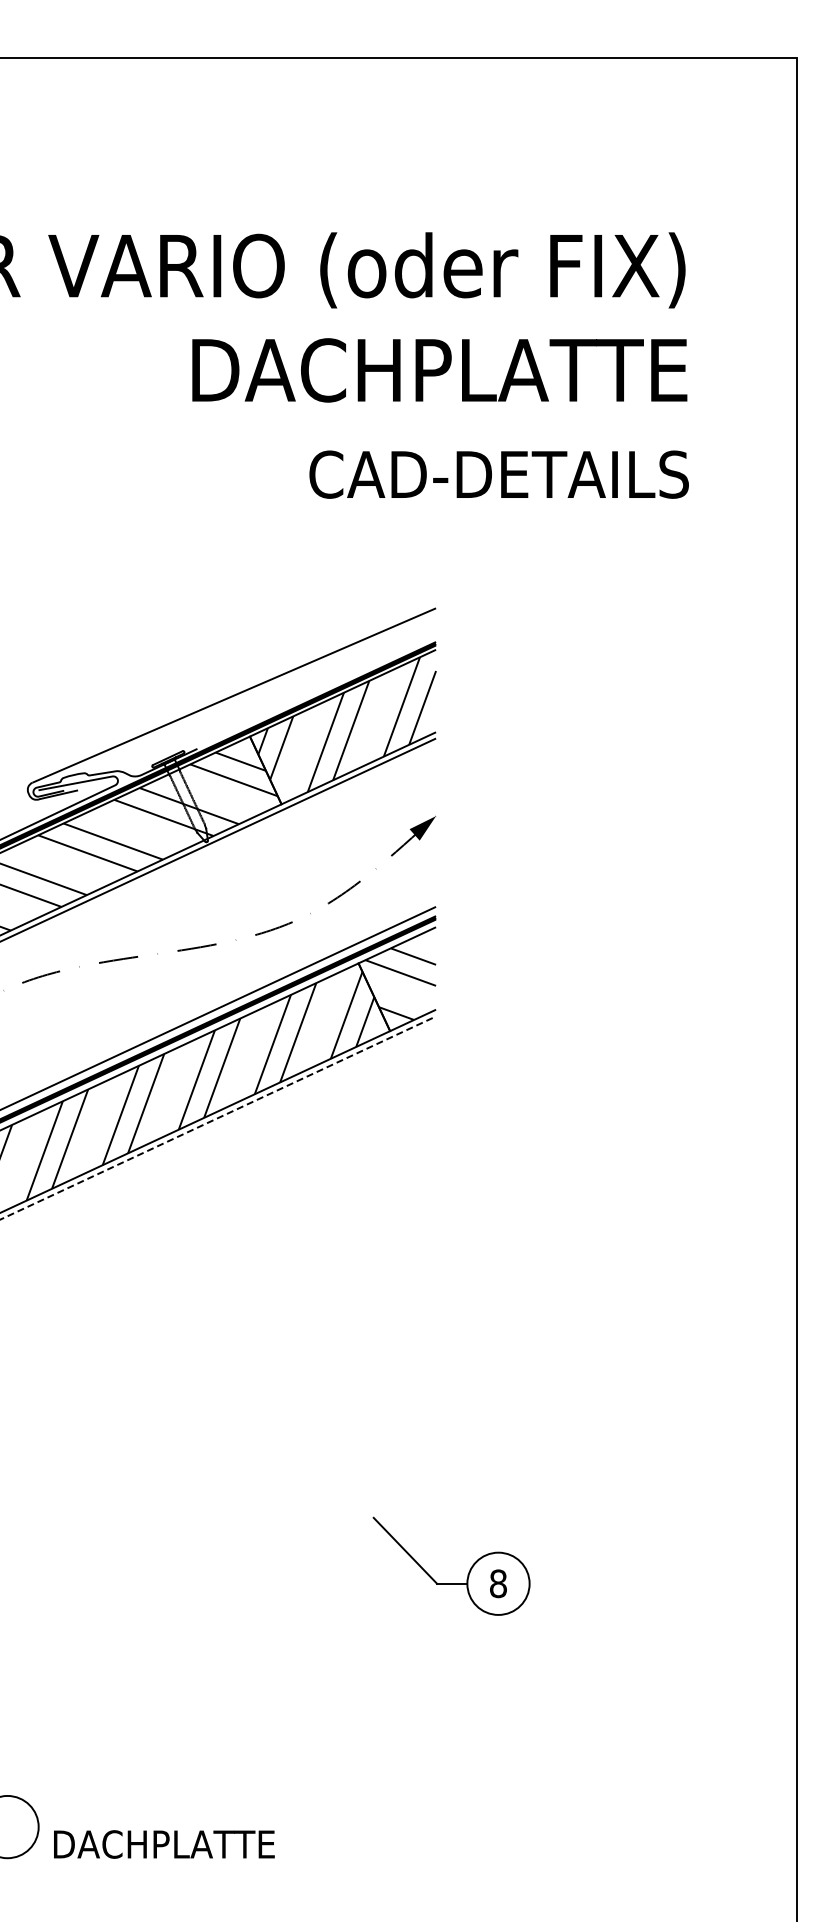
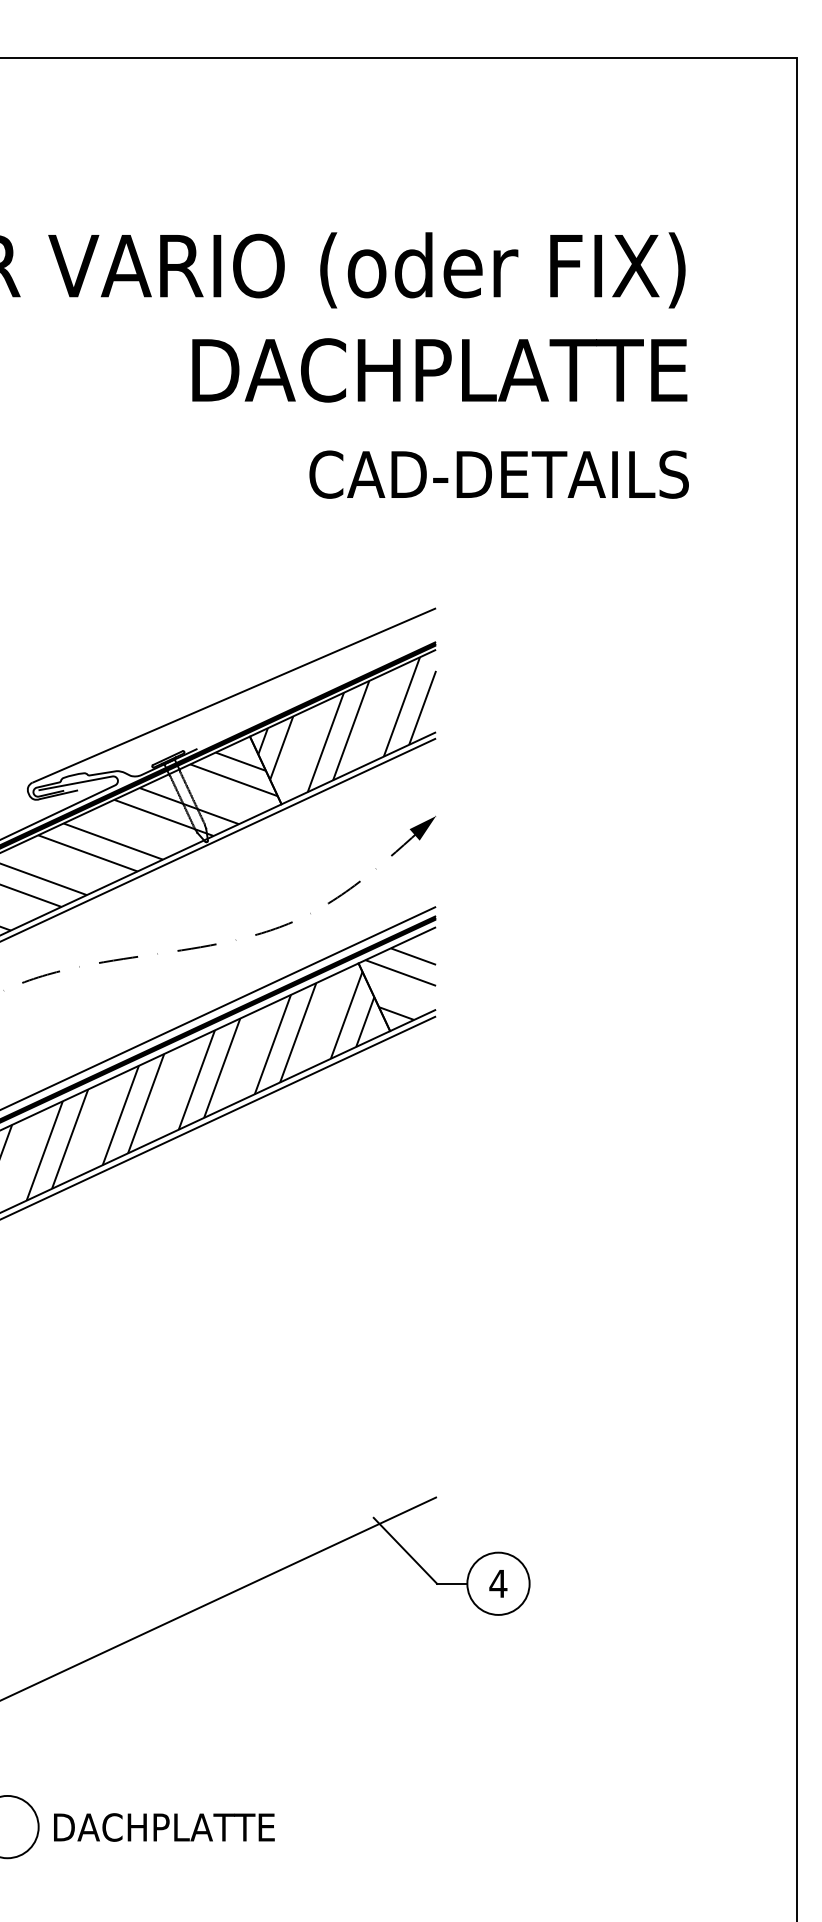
line: dashed -> solid (218, 1117)
text: 8 -> 4 (498, 1583)
line: none -> present (219, 1598)
text position: (164, 1844) -> (164, 1827) (164, 1827)
